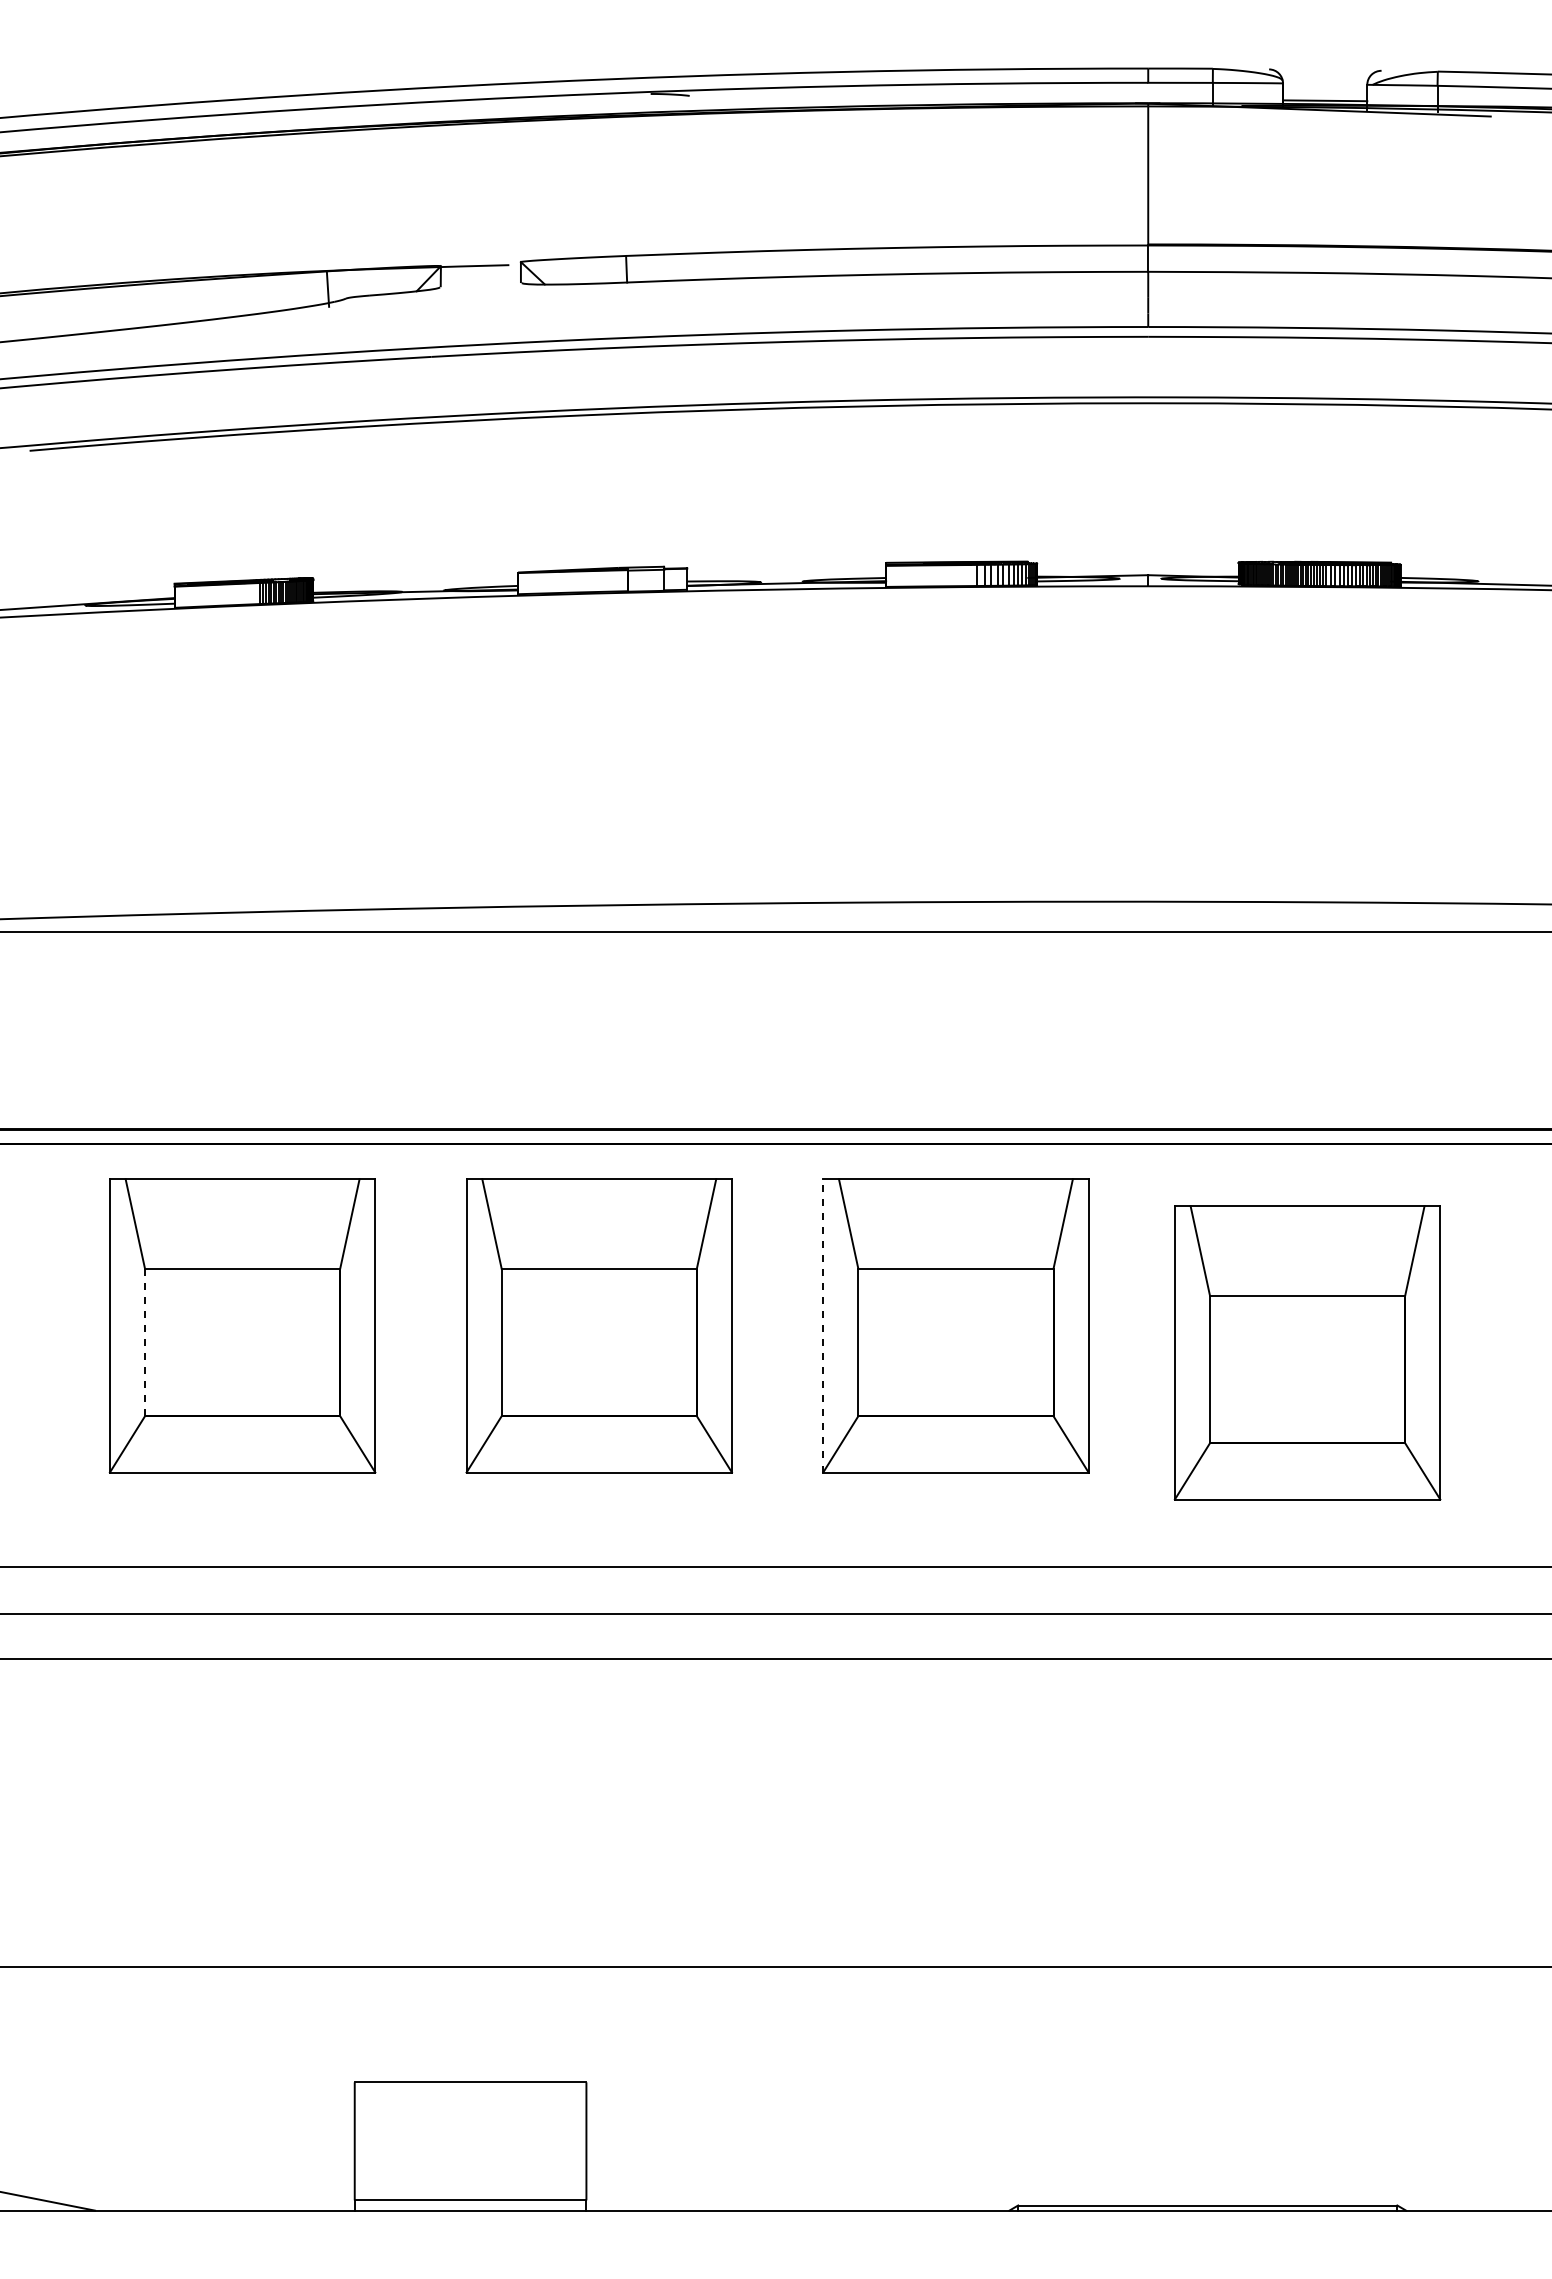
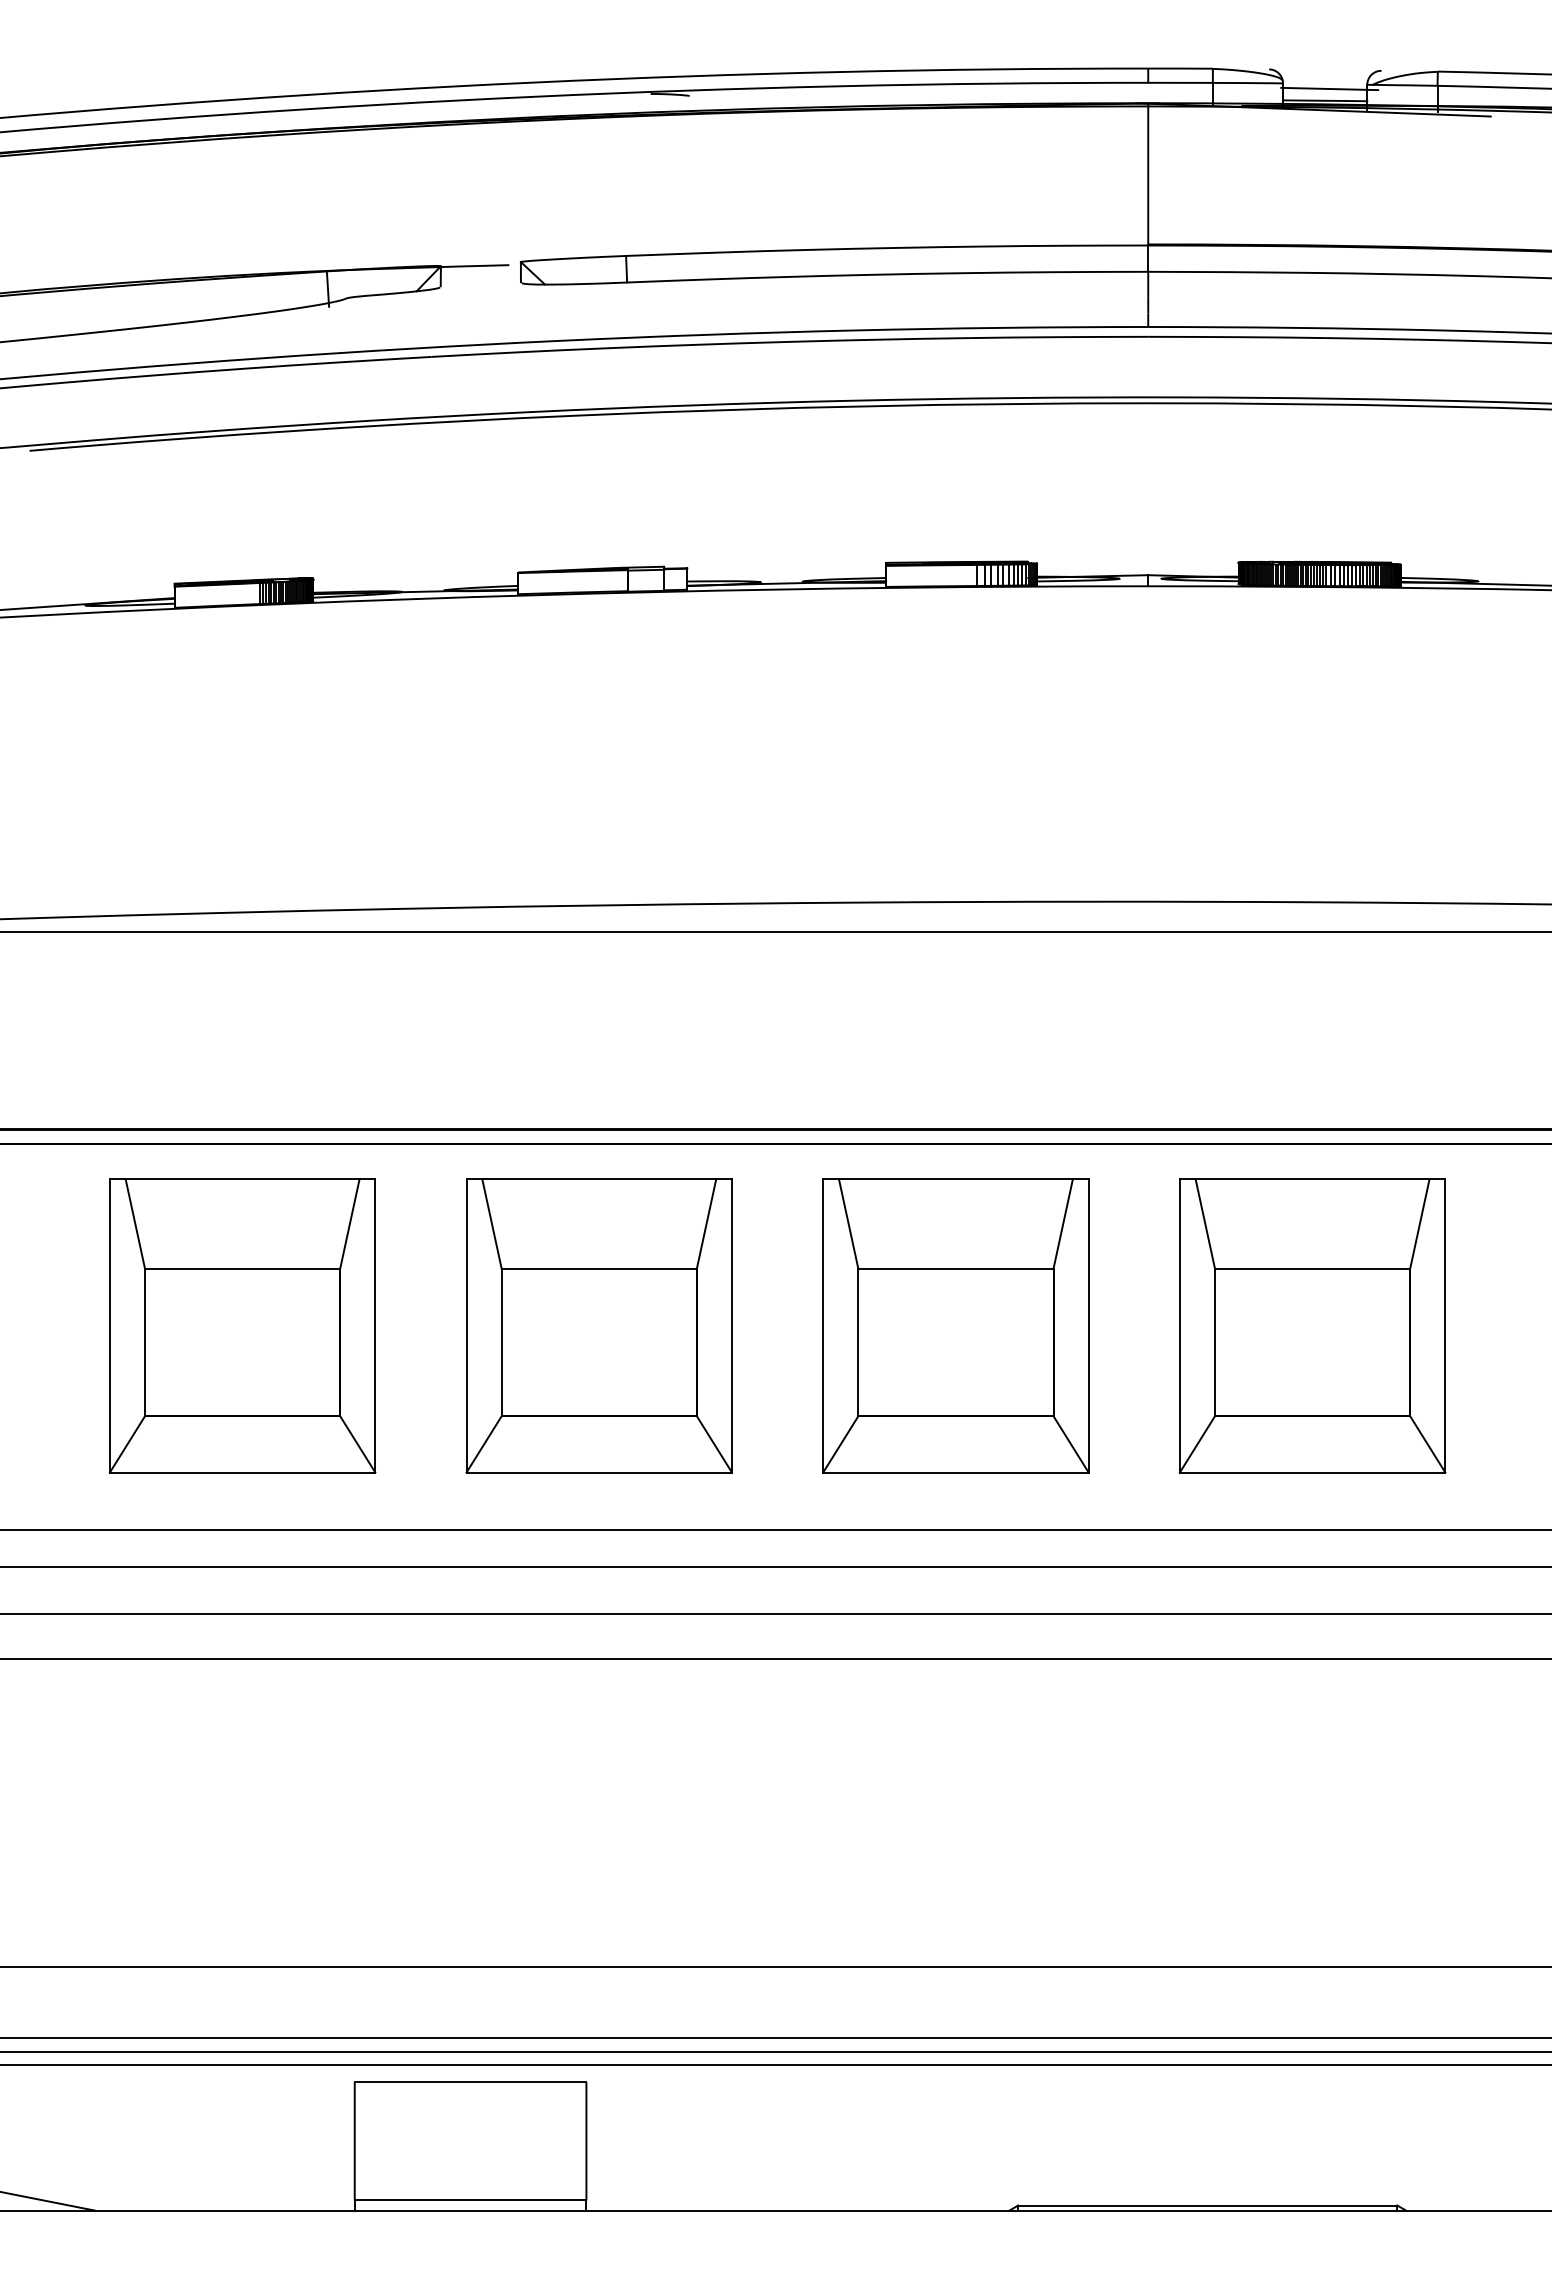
line: none -> present (1329, 88)
line: dashed -> solid (823, 1325)
line: dashed -> solid (145, 1342)
part position: (1307, 1352) -> (1312, 1325) (1312, 1325)
line: none -> present (775, 1530)
line: none -> present (775, 2037)
line: none -> present (775, 2051)
line: none -> present (775, 2065)
